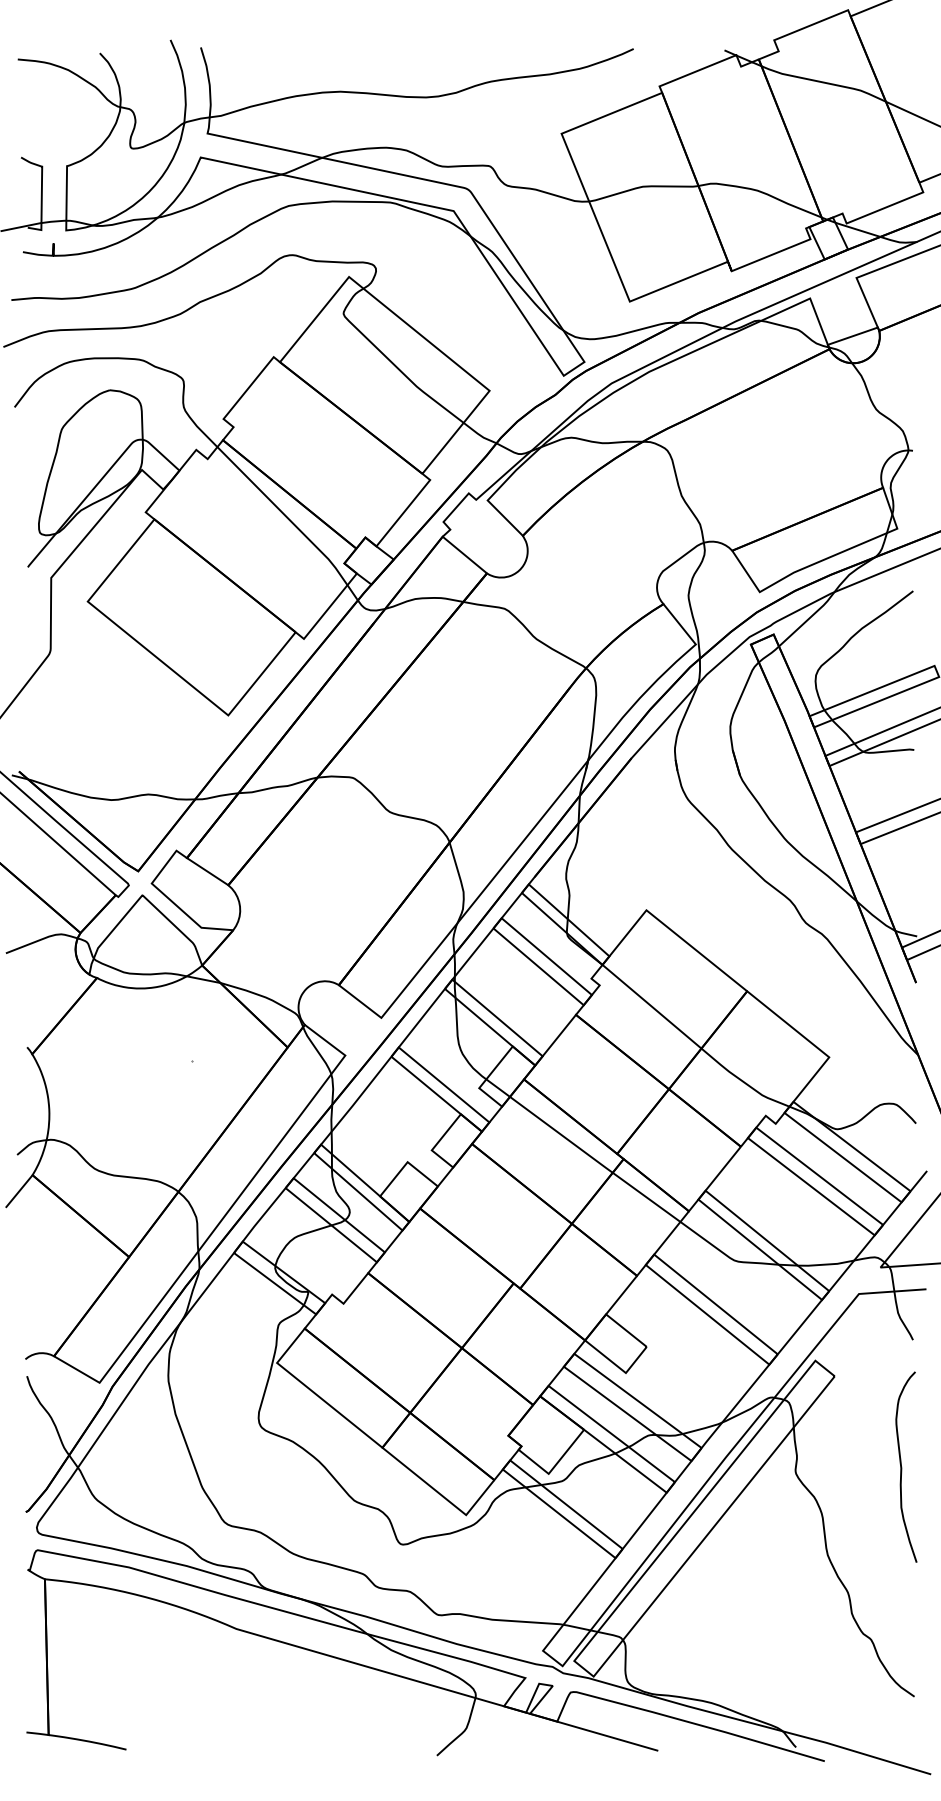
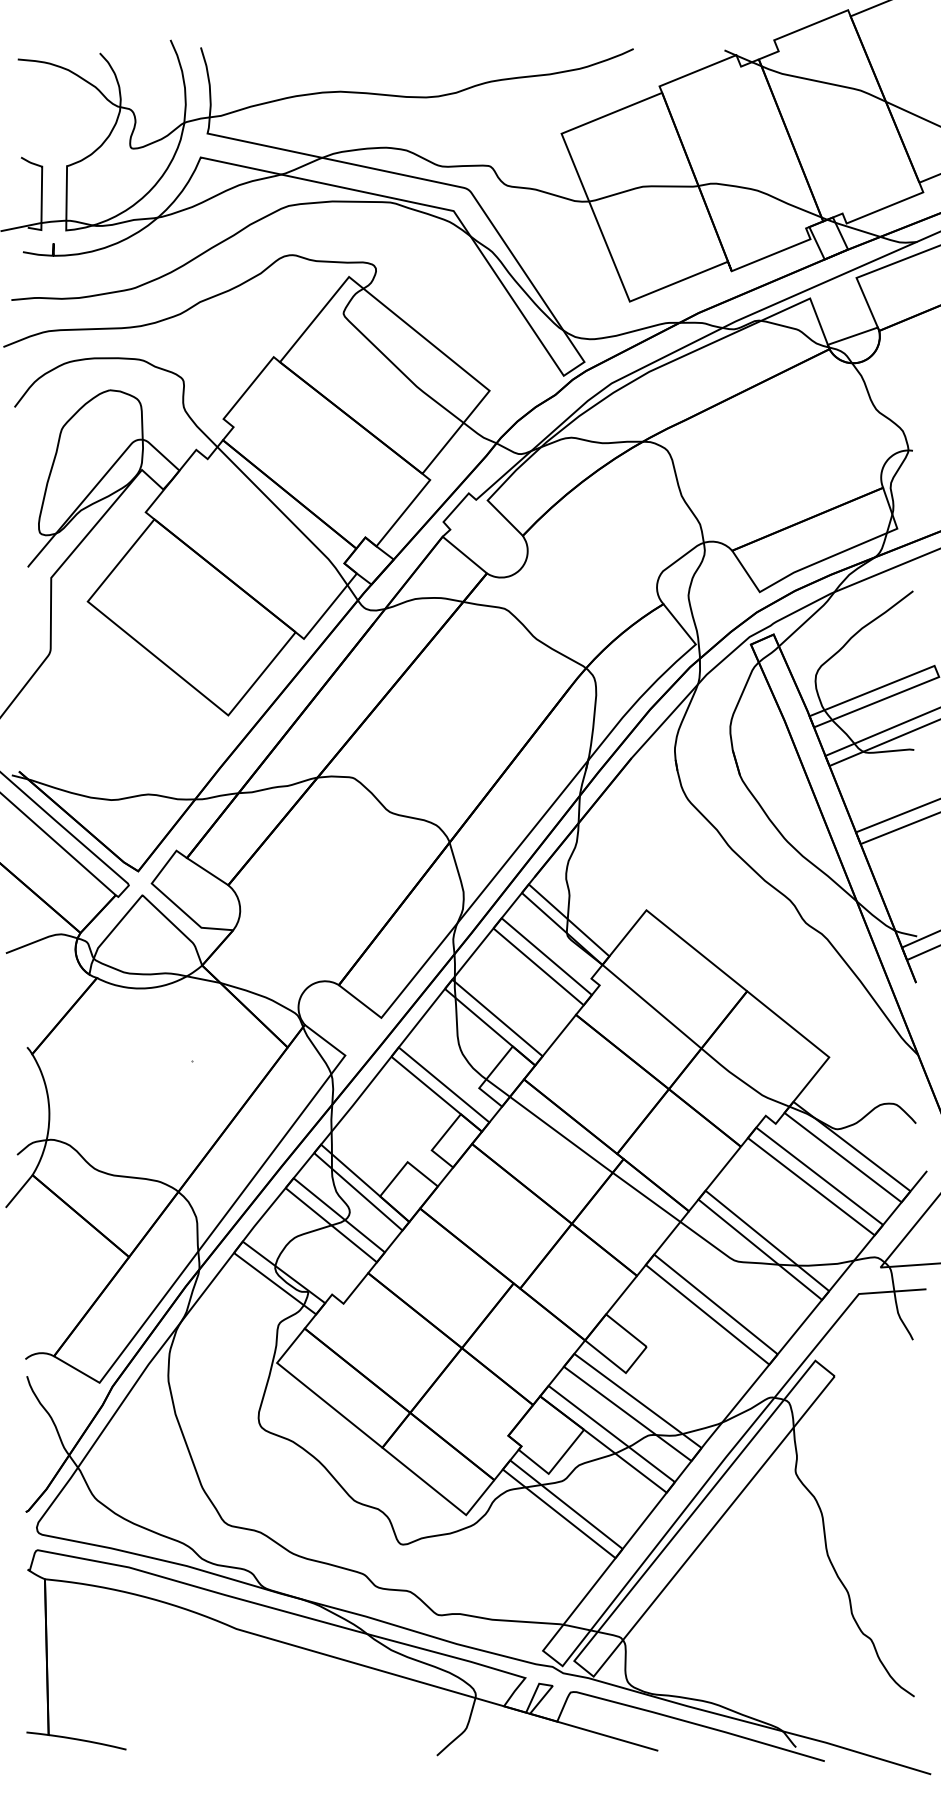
curve: present -> none (902, 1467)
